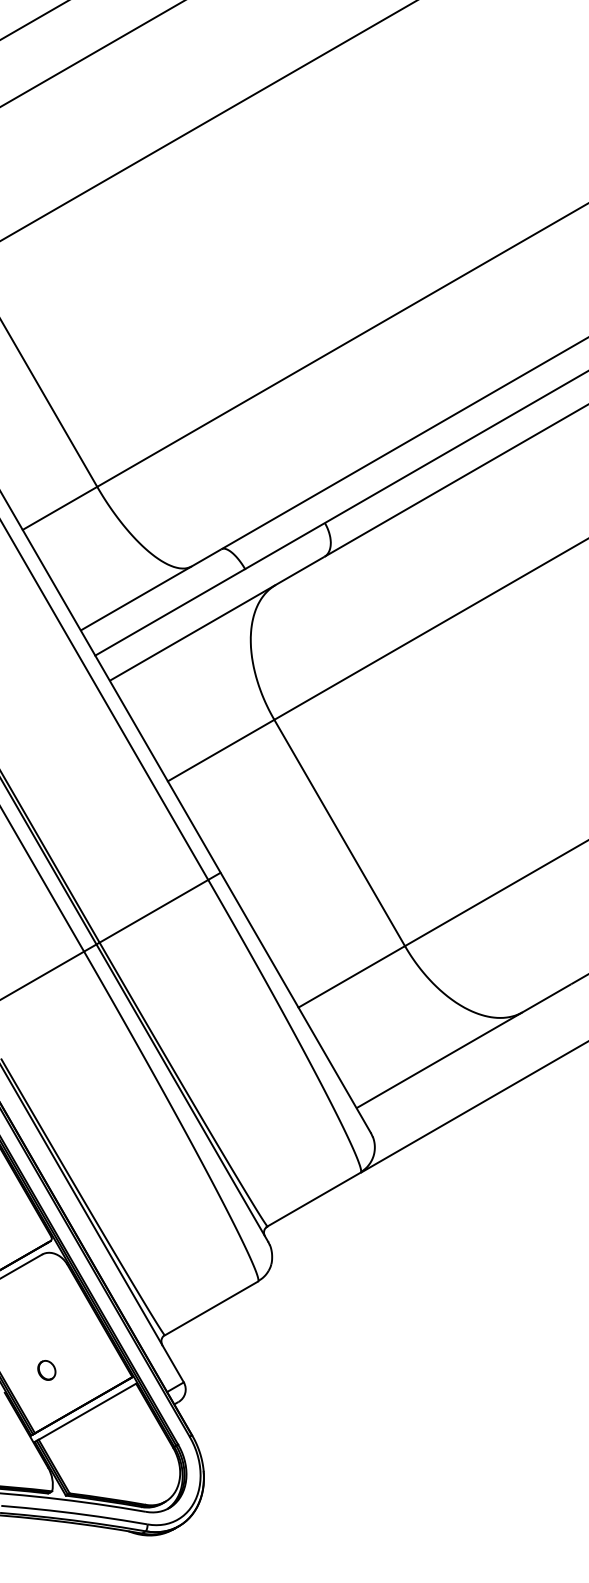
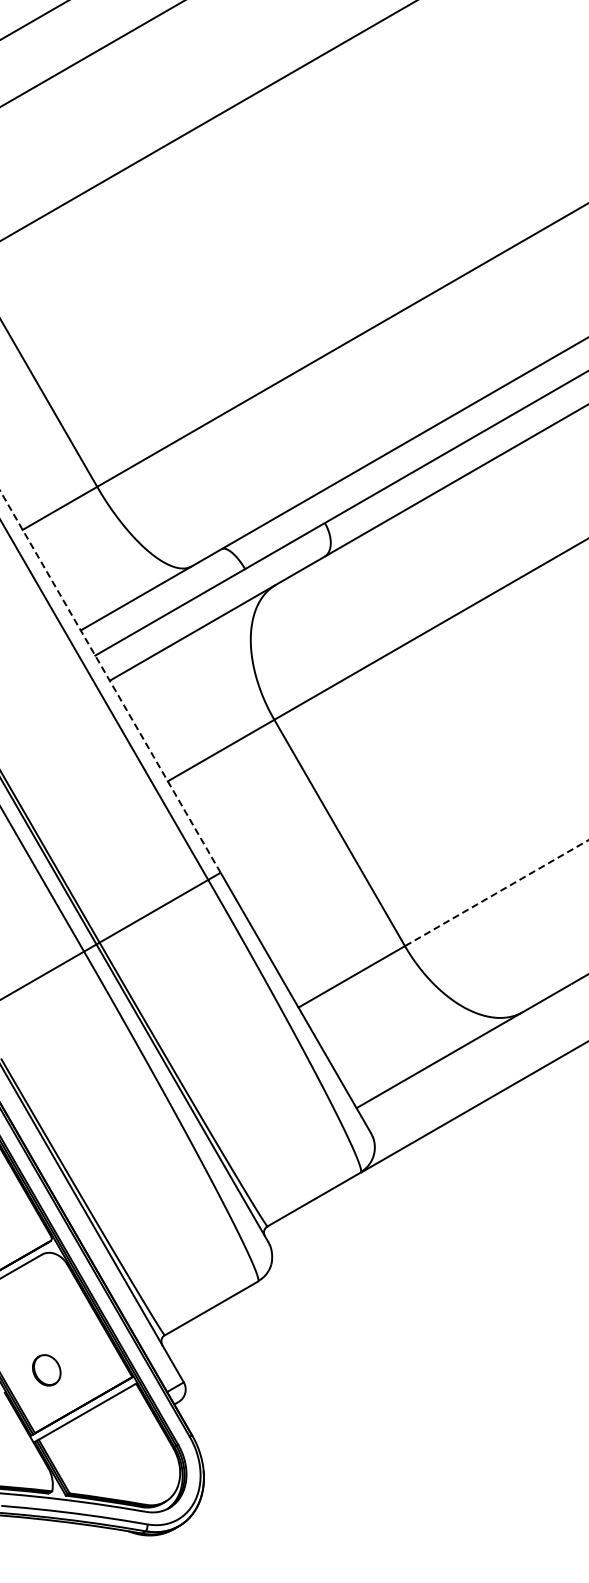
line: solid -> dashed (110, 681)
line: solid -> dashed (496, 893)
part size: 20x21 px -> 30x33 px (46, 1370)
